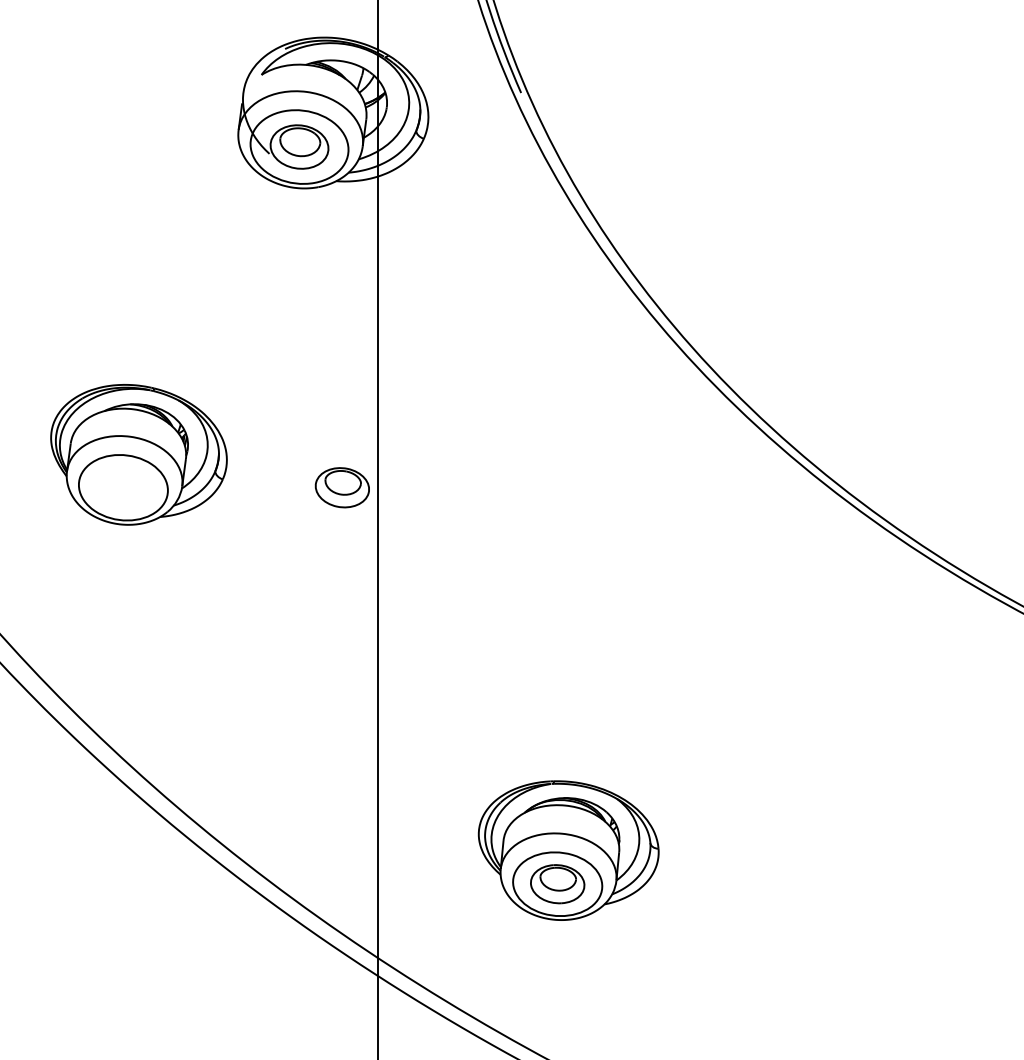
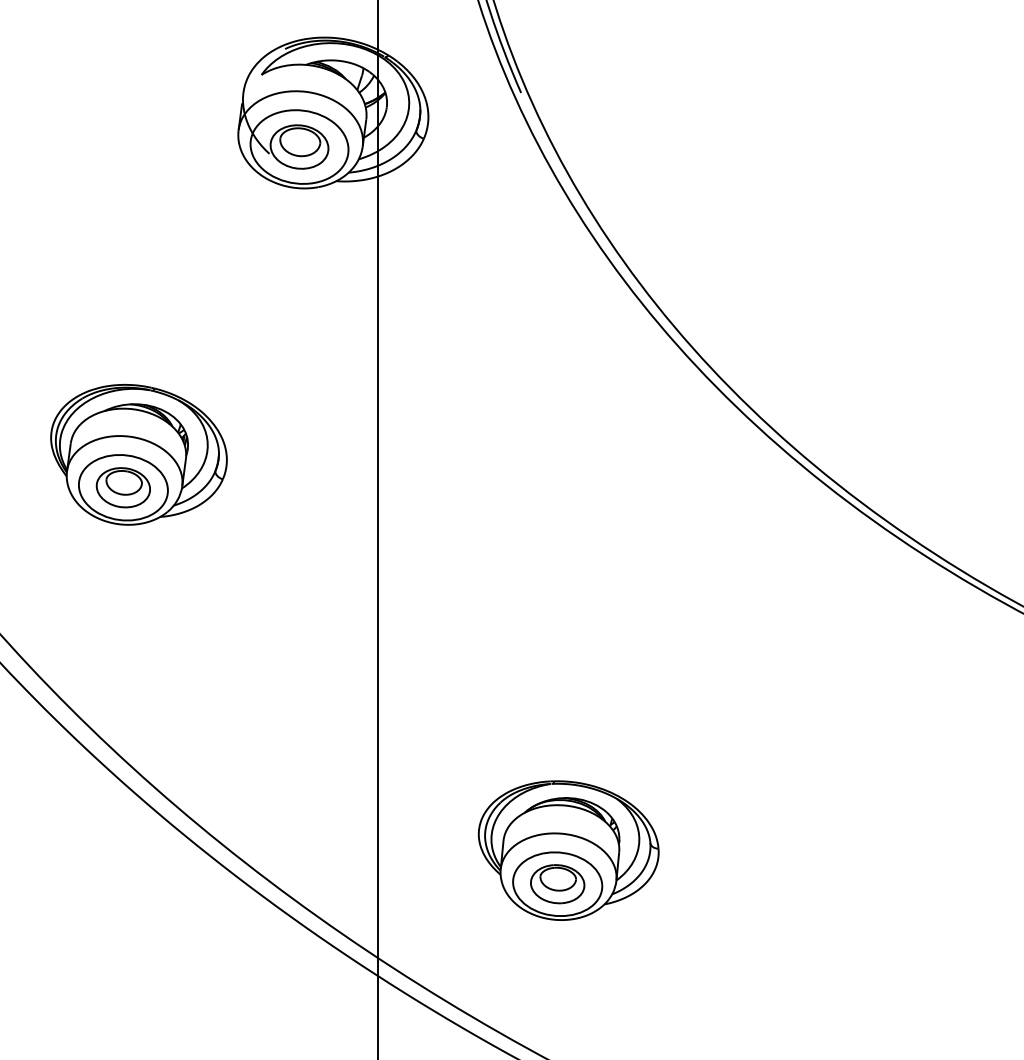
part position: (341, 487) -> (122, 487) (122, 487)
